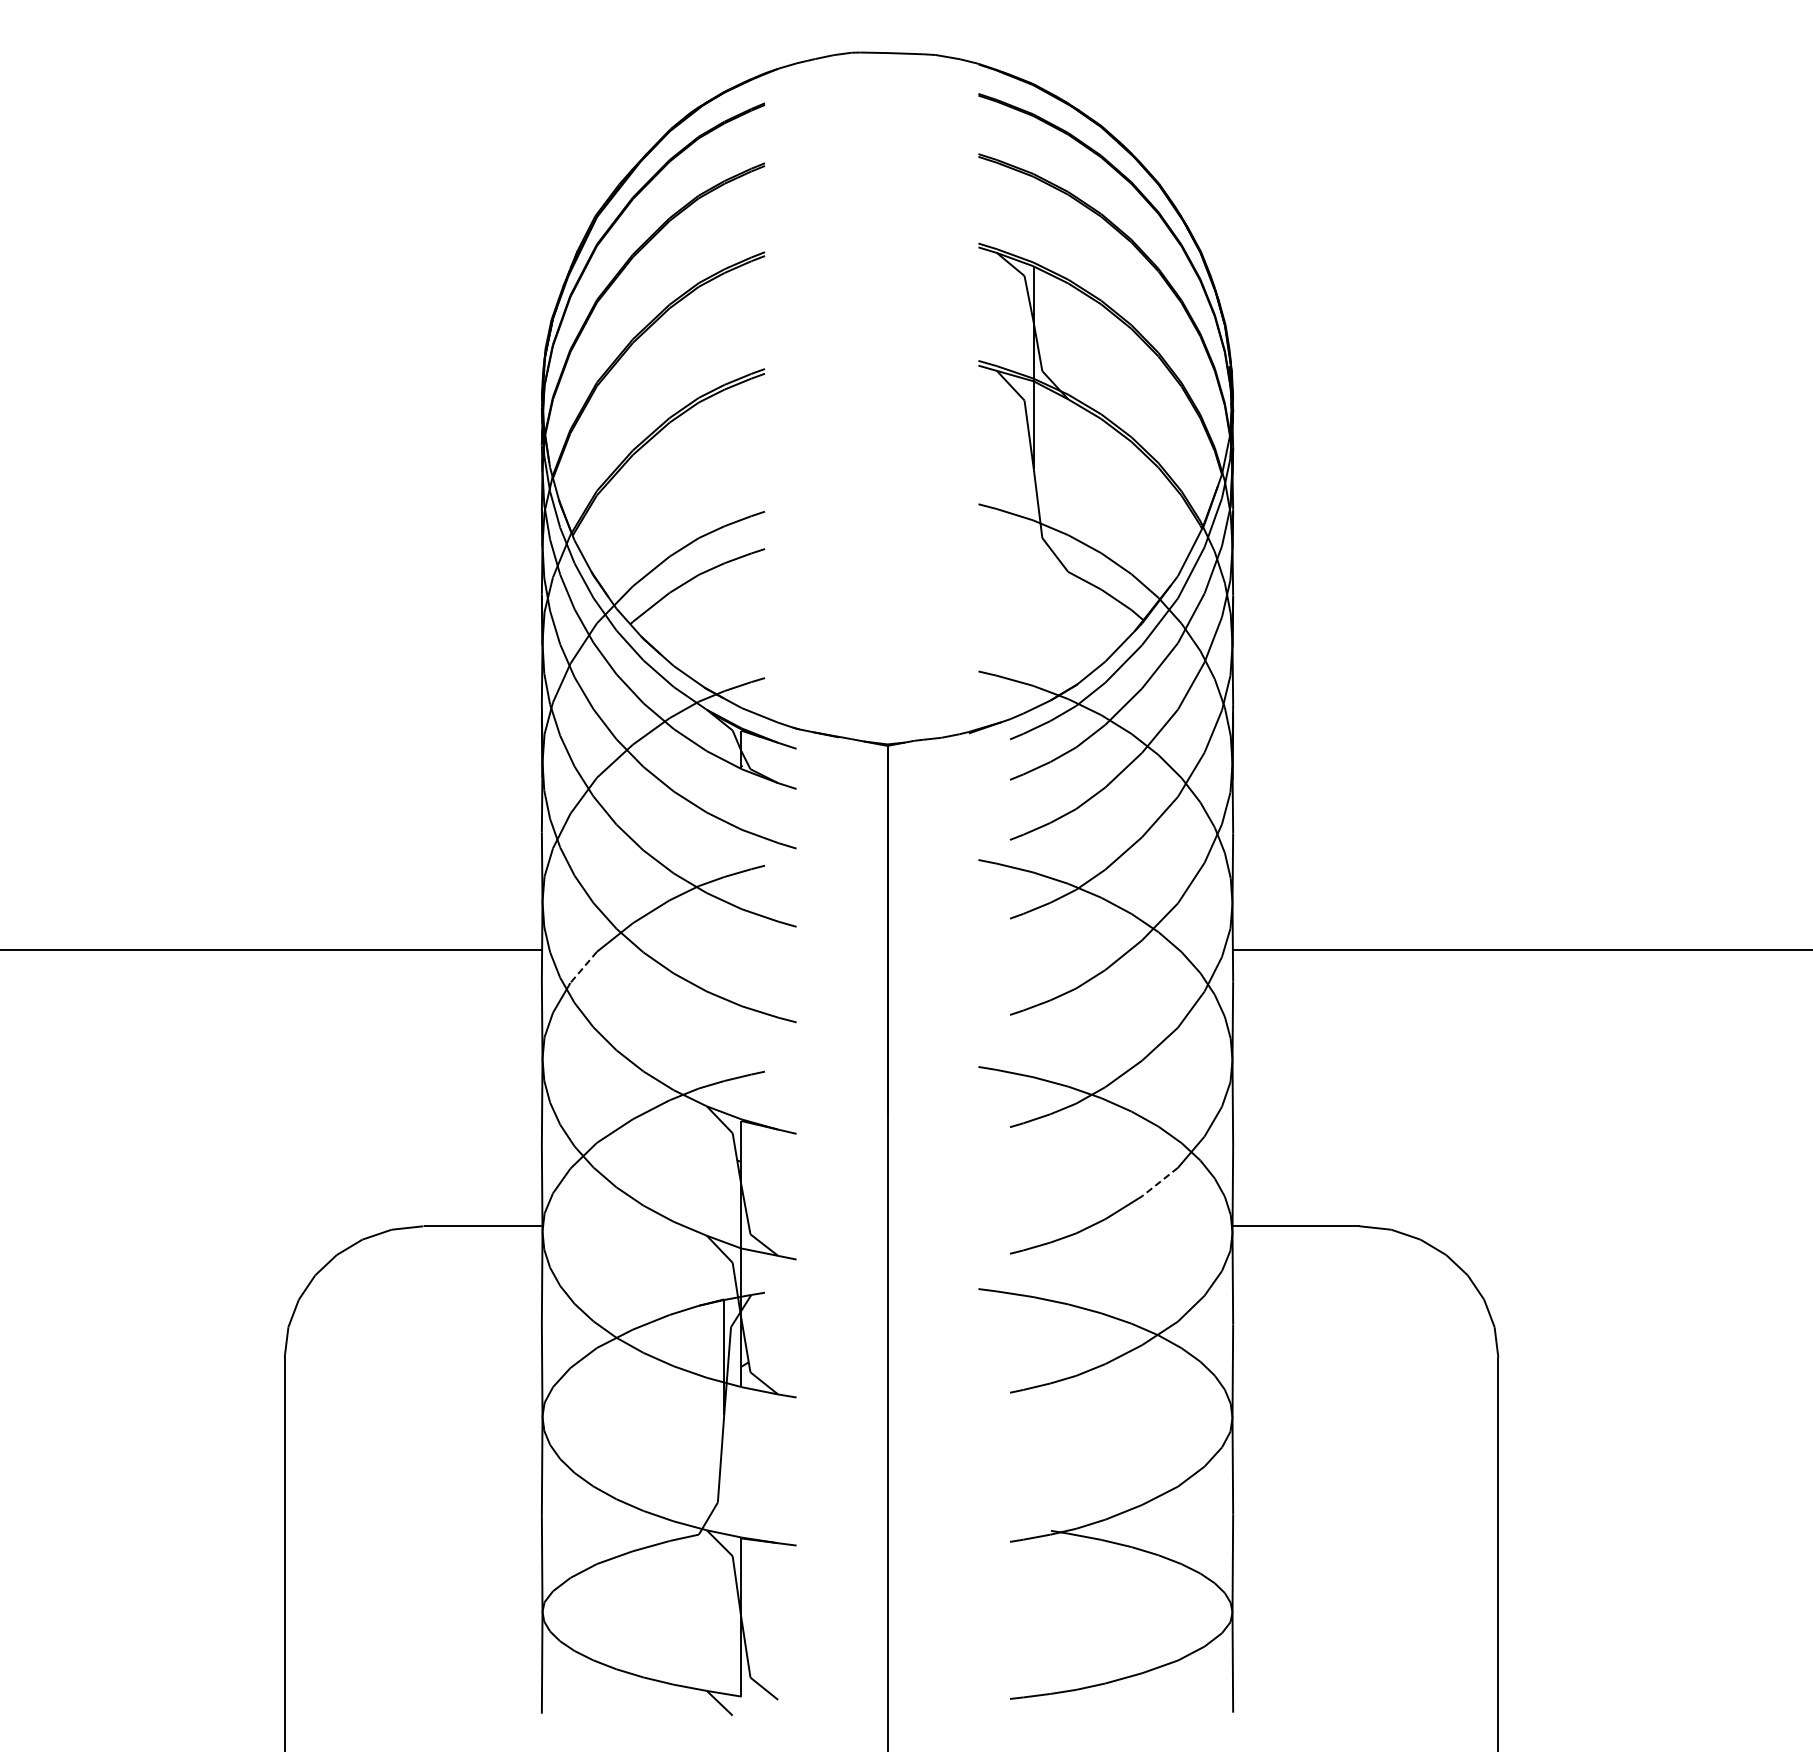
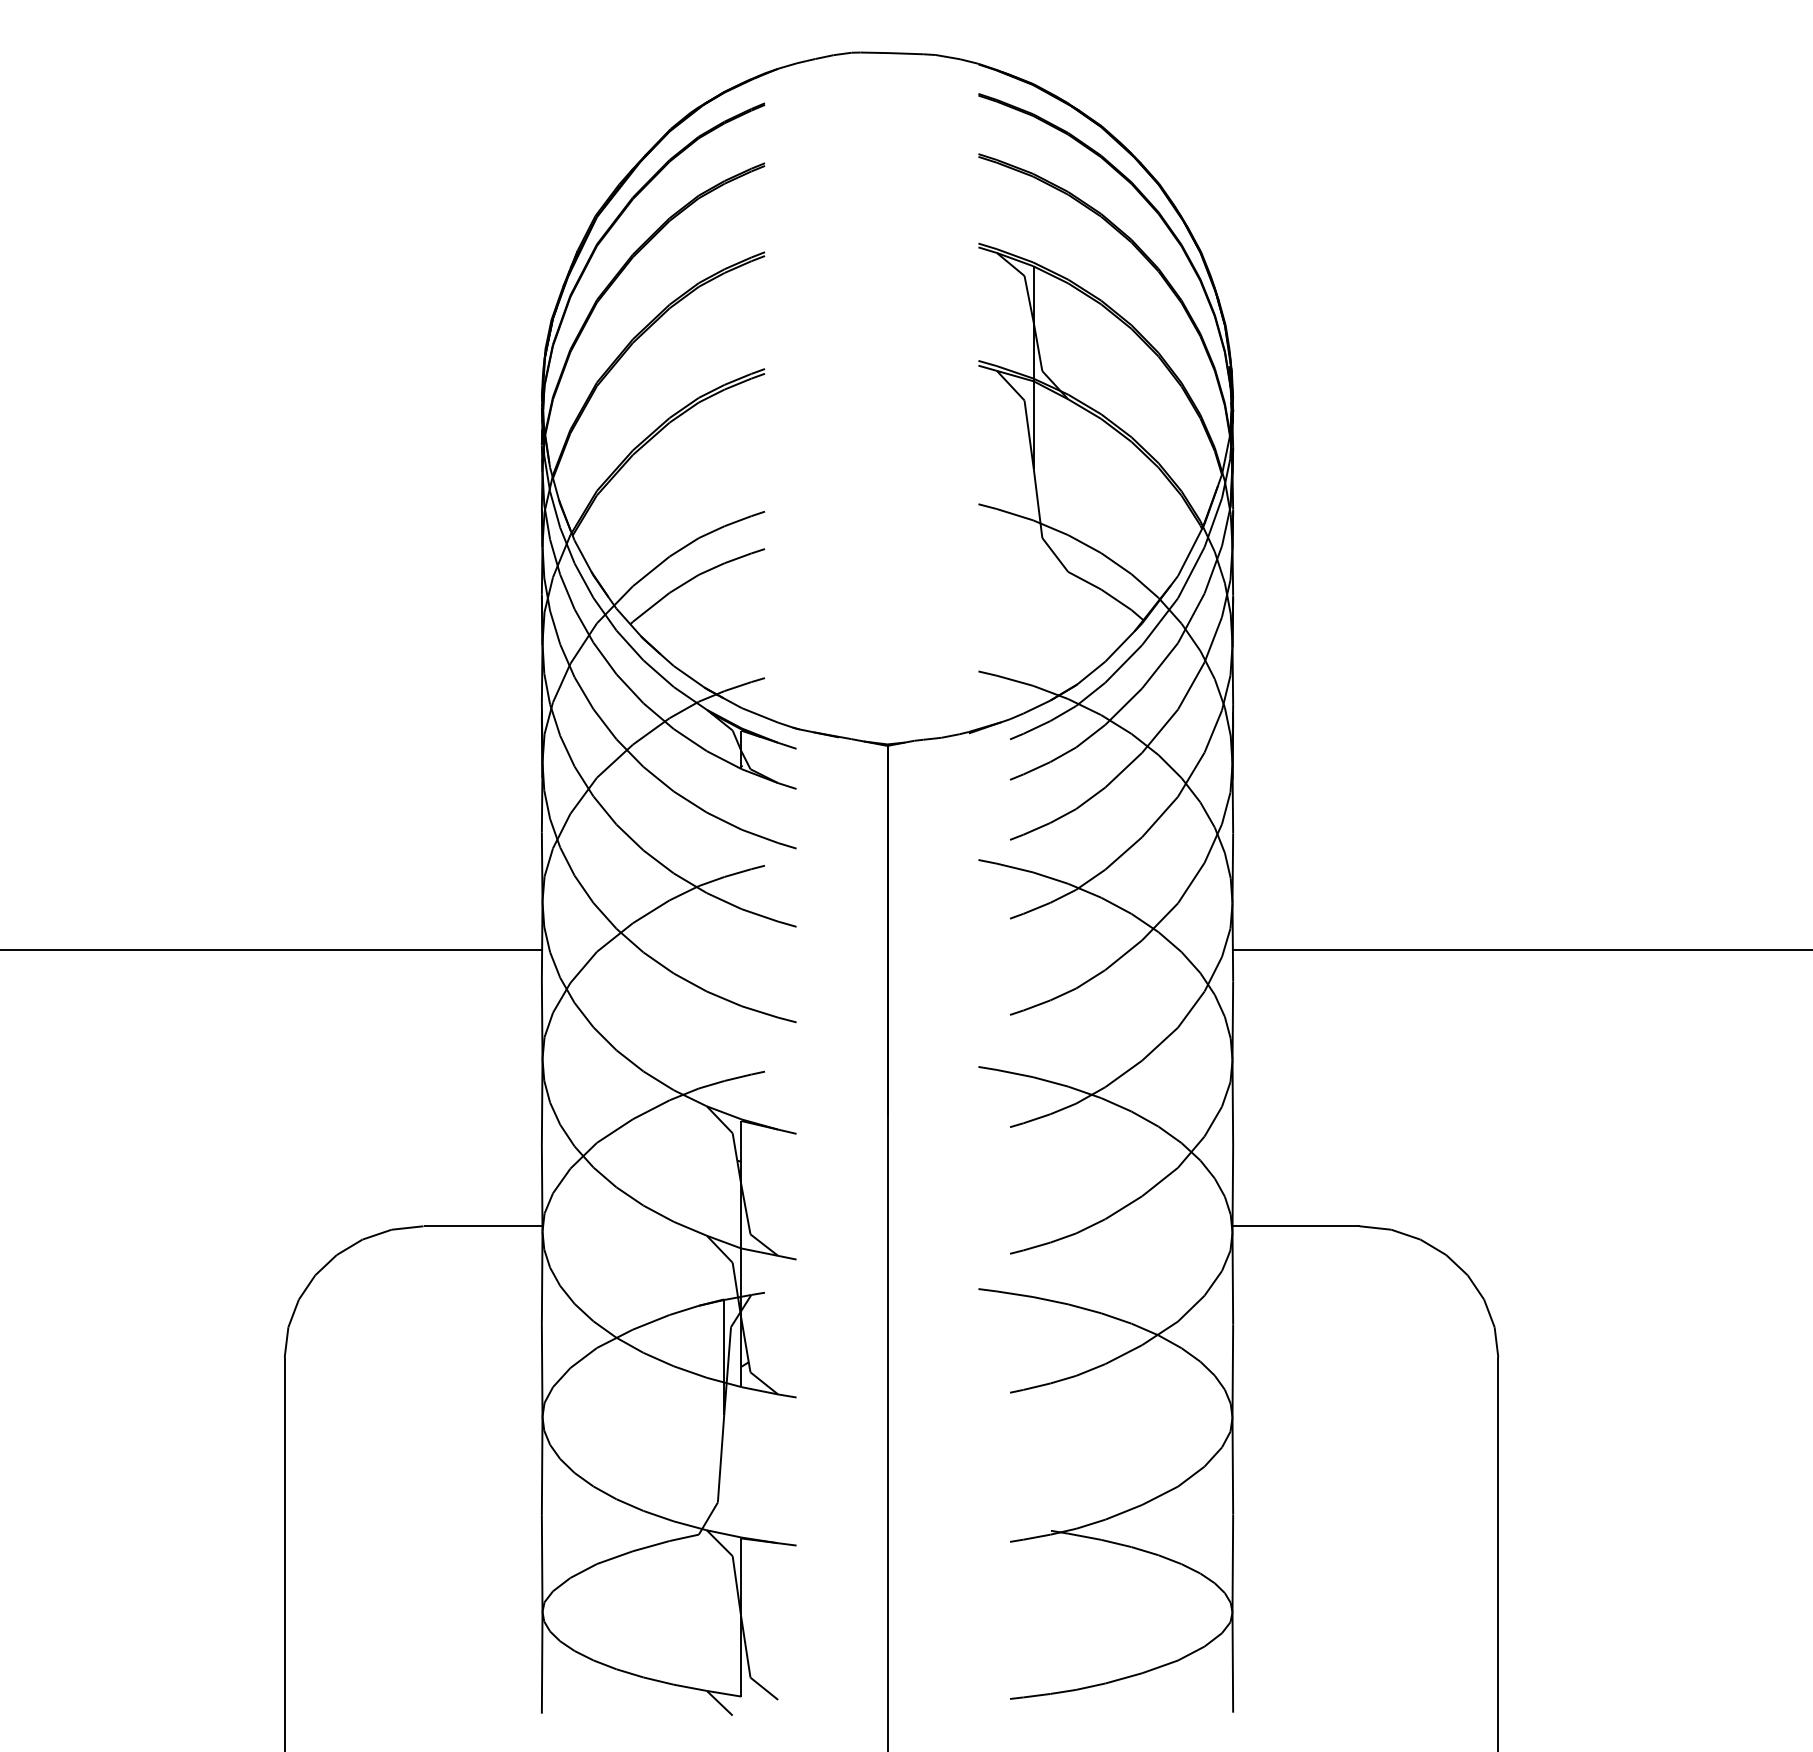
line: dashed -> solid (583, 967)
line: dashed -> solid (1160, 1182)
